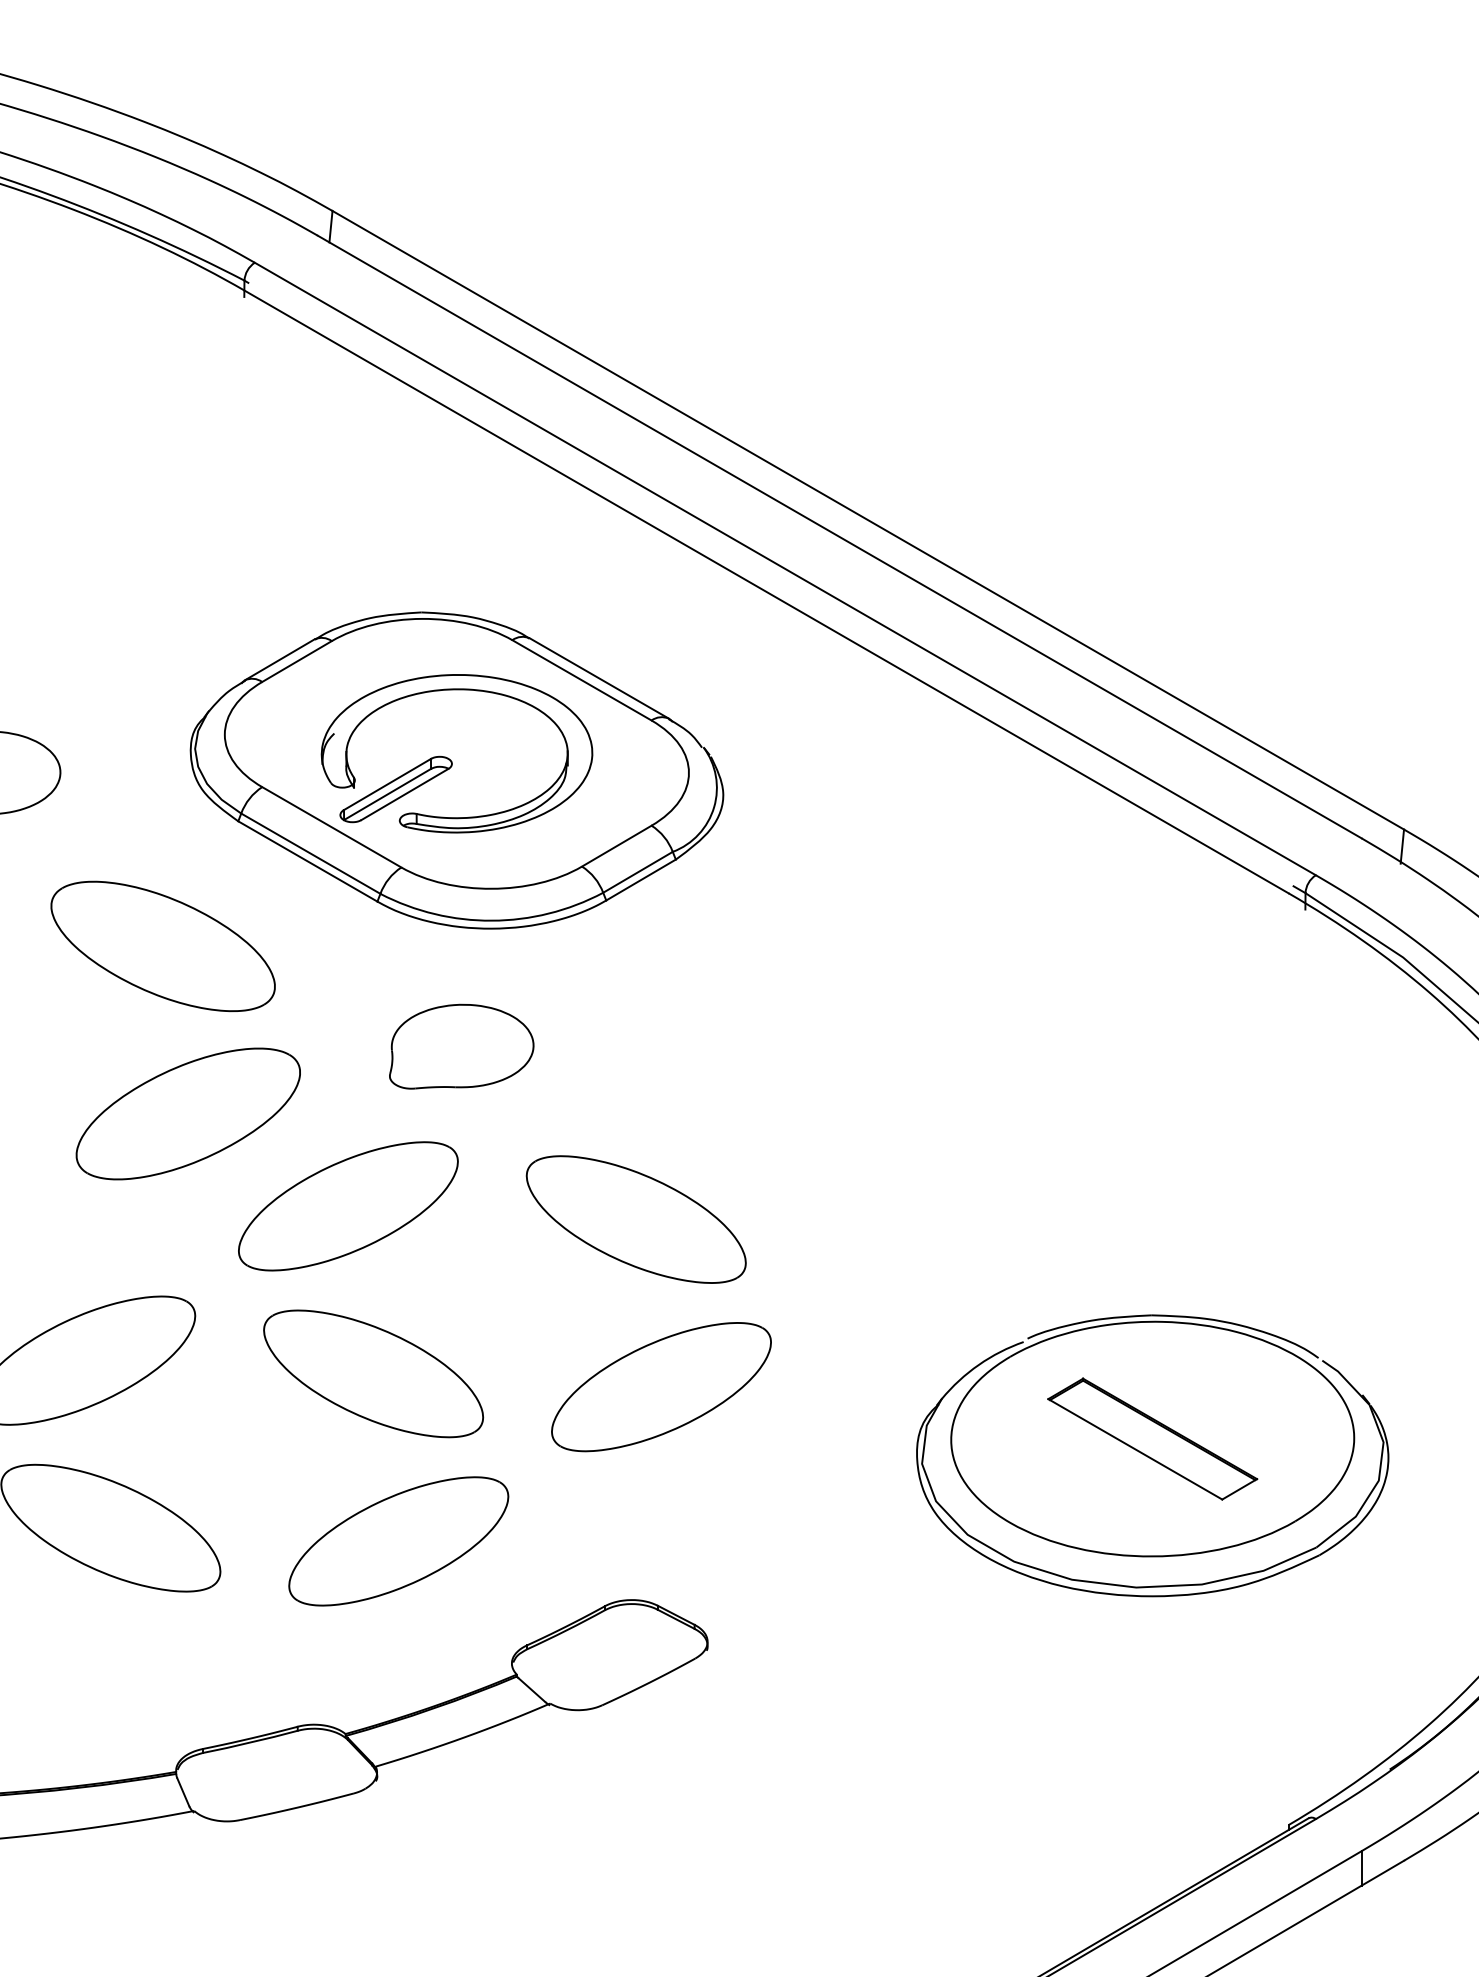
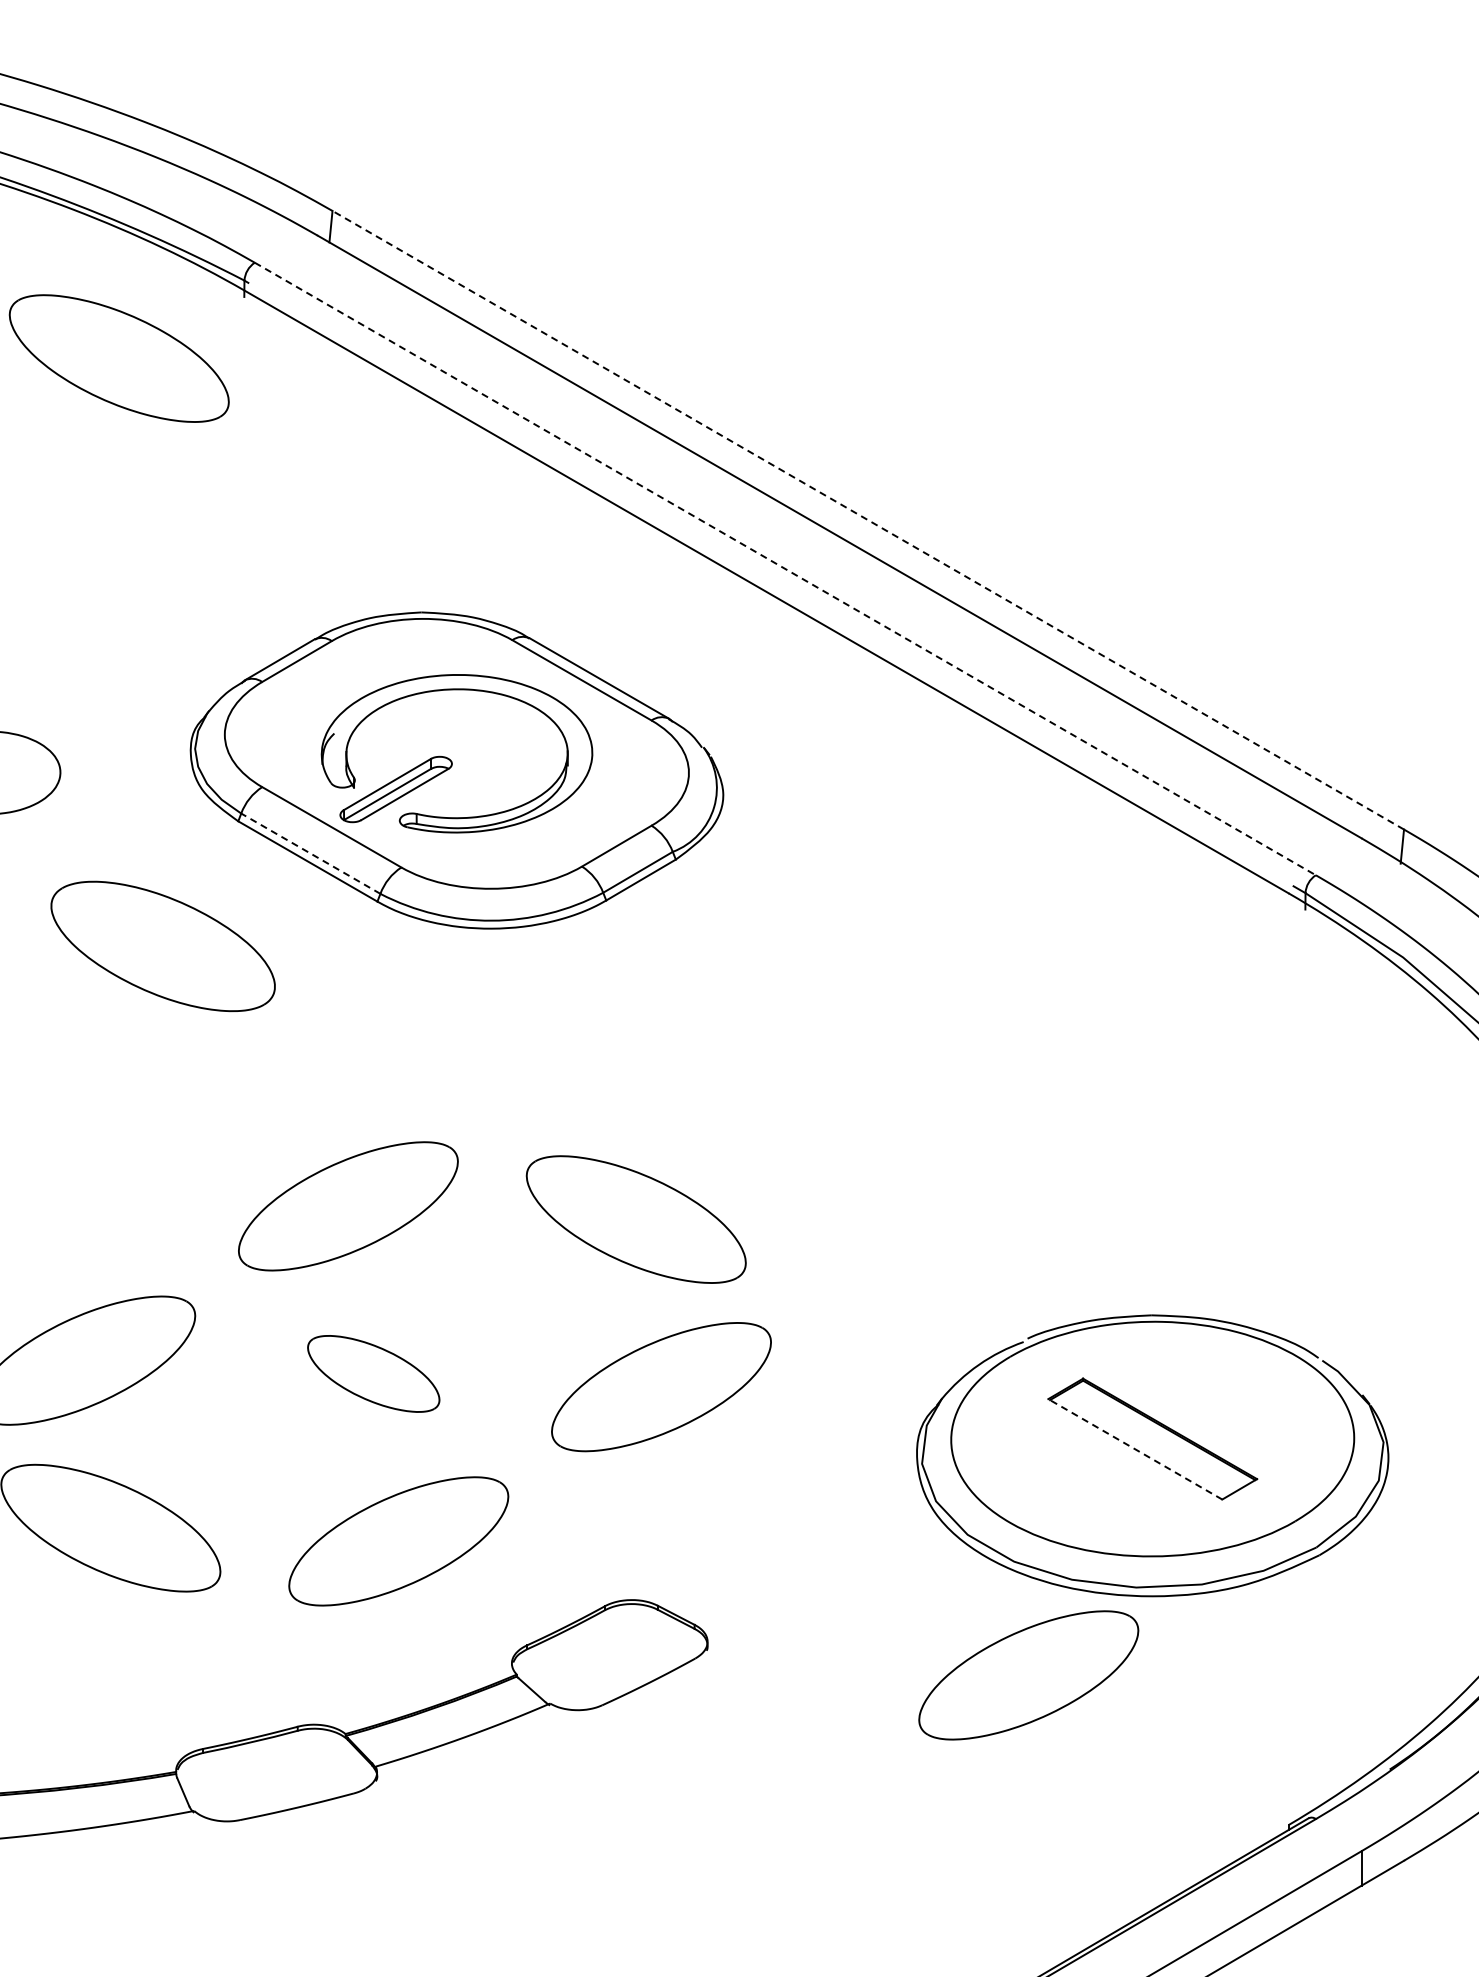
part: none -> present (118, 358)
line: solid -> dashed (868, 520)
line: solid -> dashed (785, 568)
line: solid -> dashed (310, 853)
part: present -> none (461, 1046)
part: present -> none (187, 1113)
part size: 222x130 px -> 134x78 px (373, 1373)
line: solid -> dashed (1134, 1449)
part: none -> present (1028, 1675)
